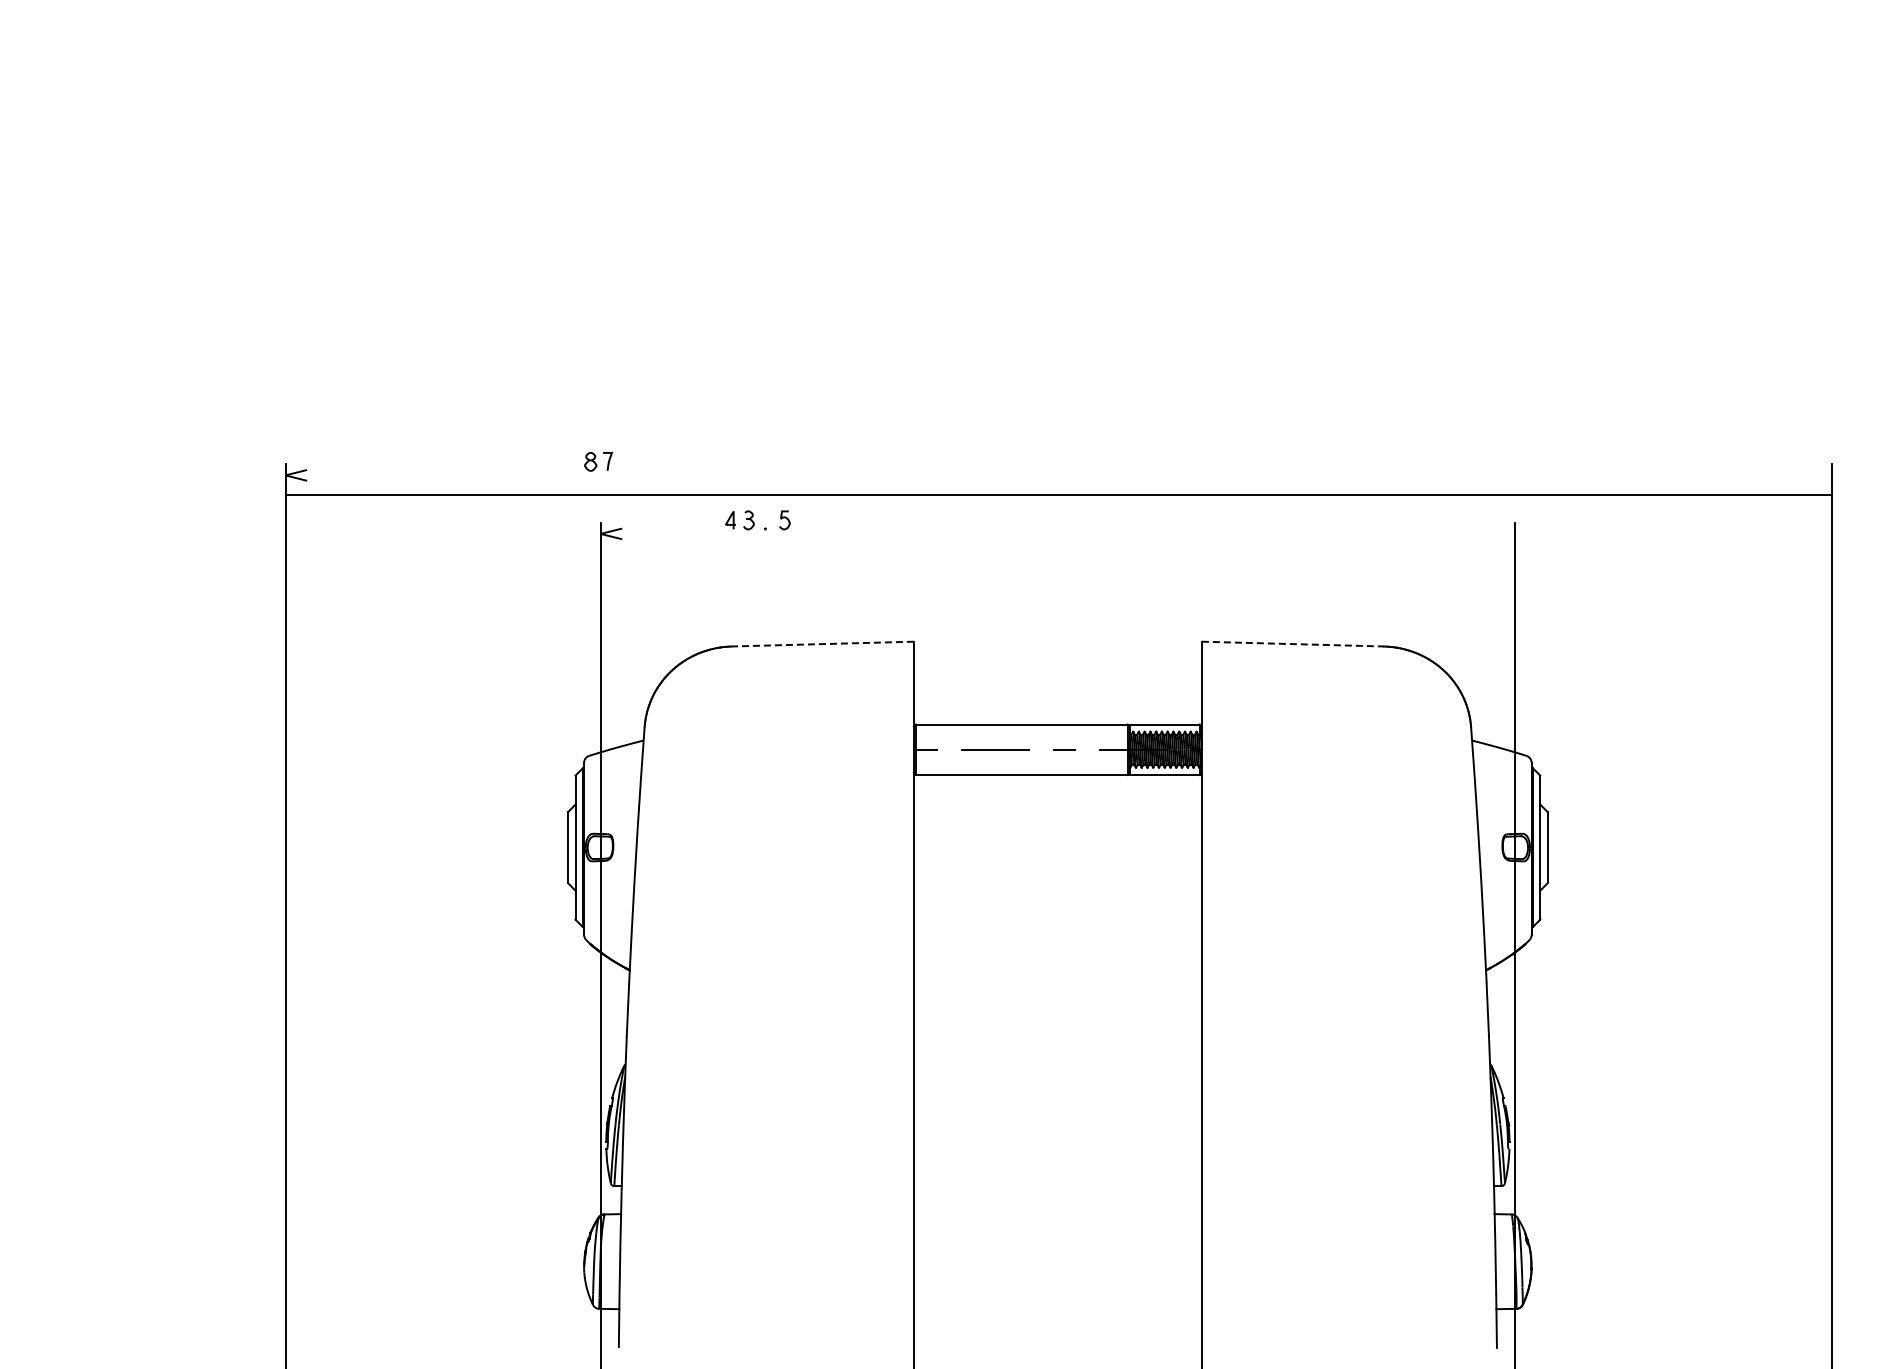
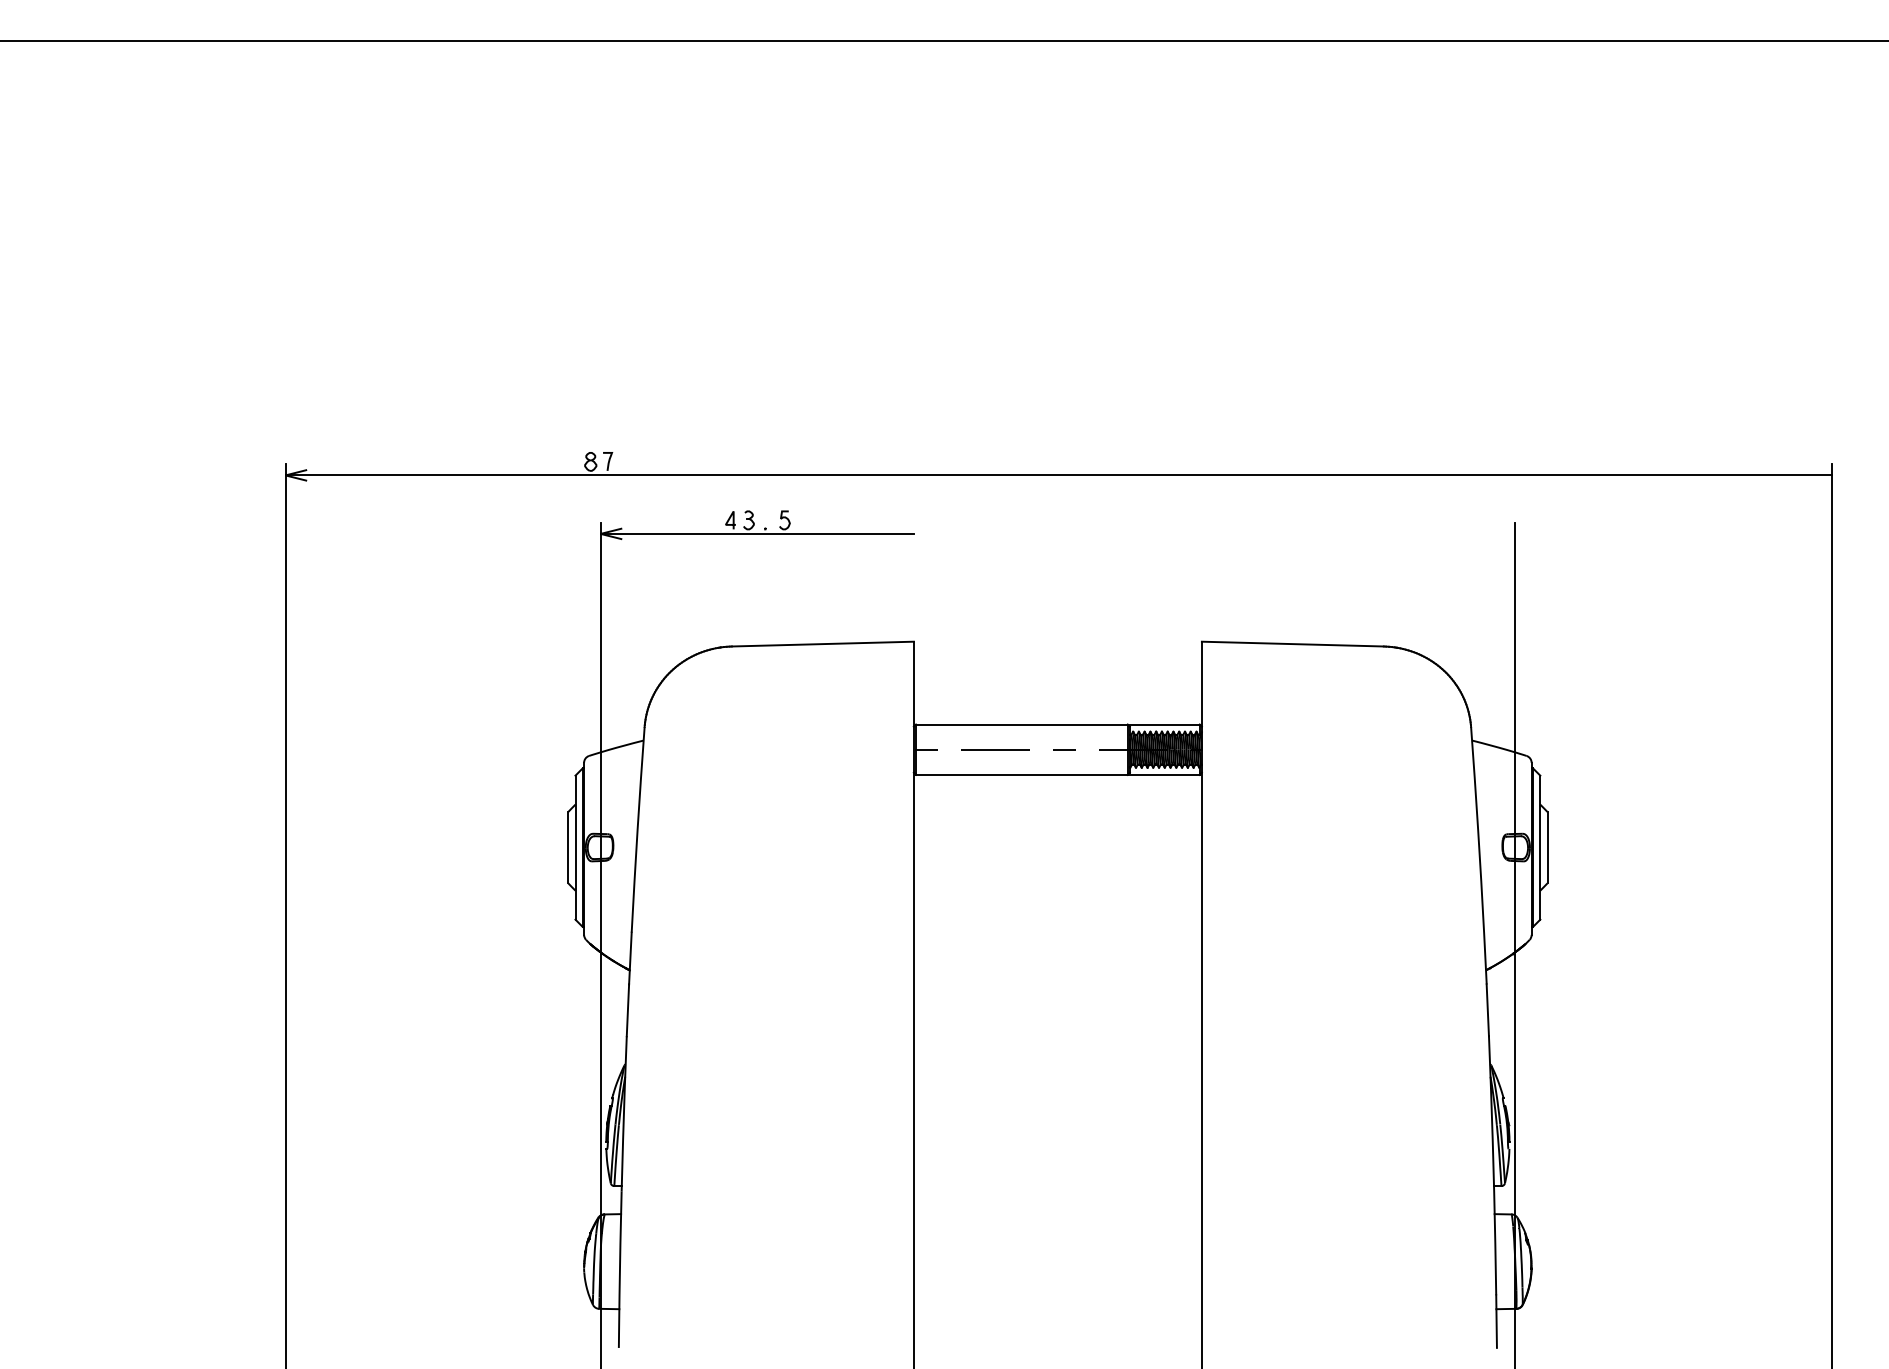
line: none -> present (943, 41)
line position: (1058, 495) -> (1058, 475) (1058, 475)
line: none -> present (756, 533)
line: dashed -> solid (822, 644)
line: dashed -> solid (1293, 644)
